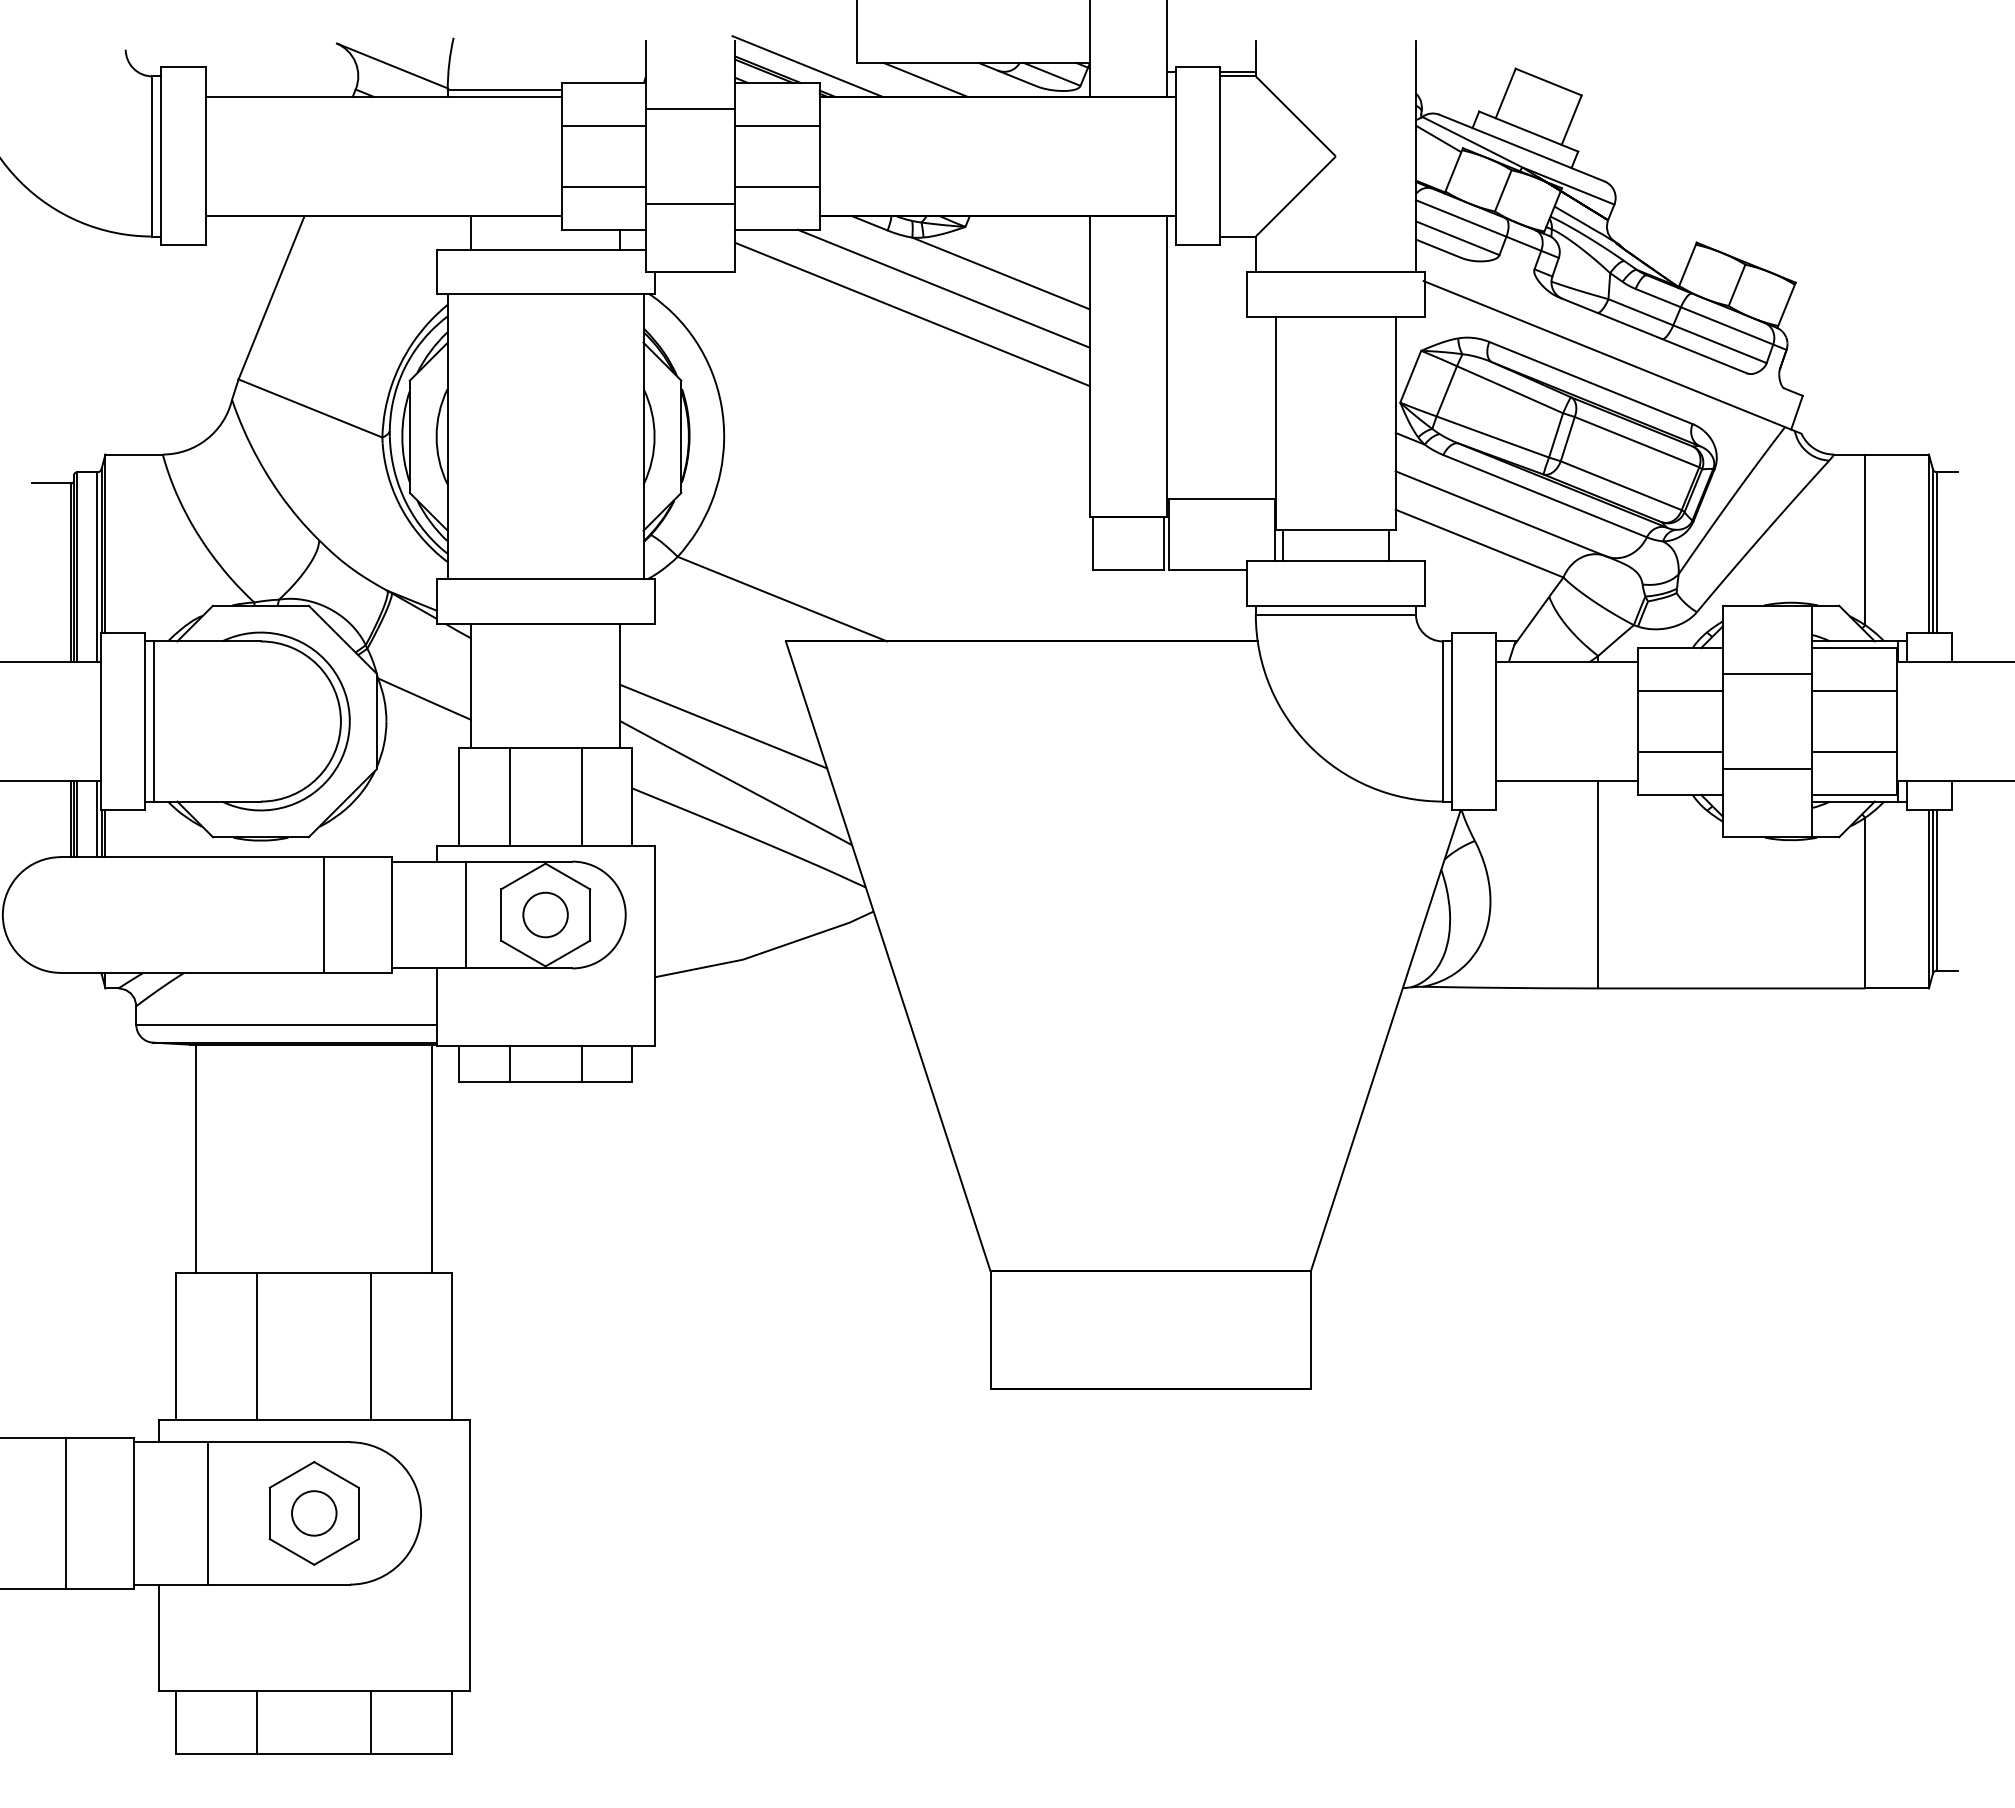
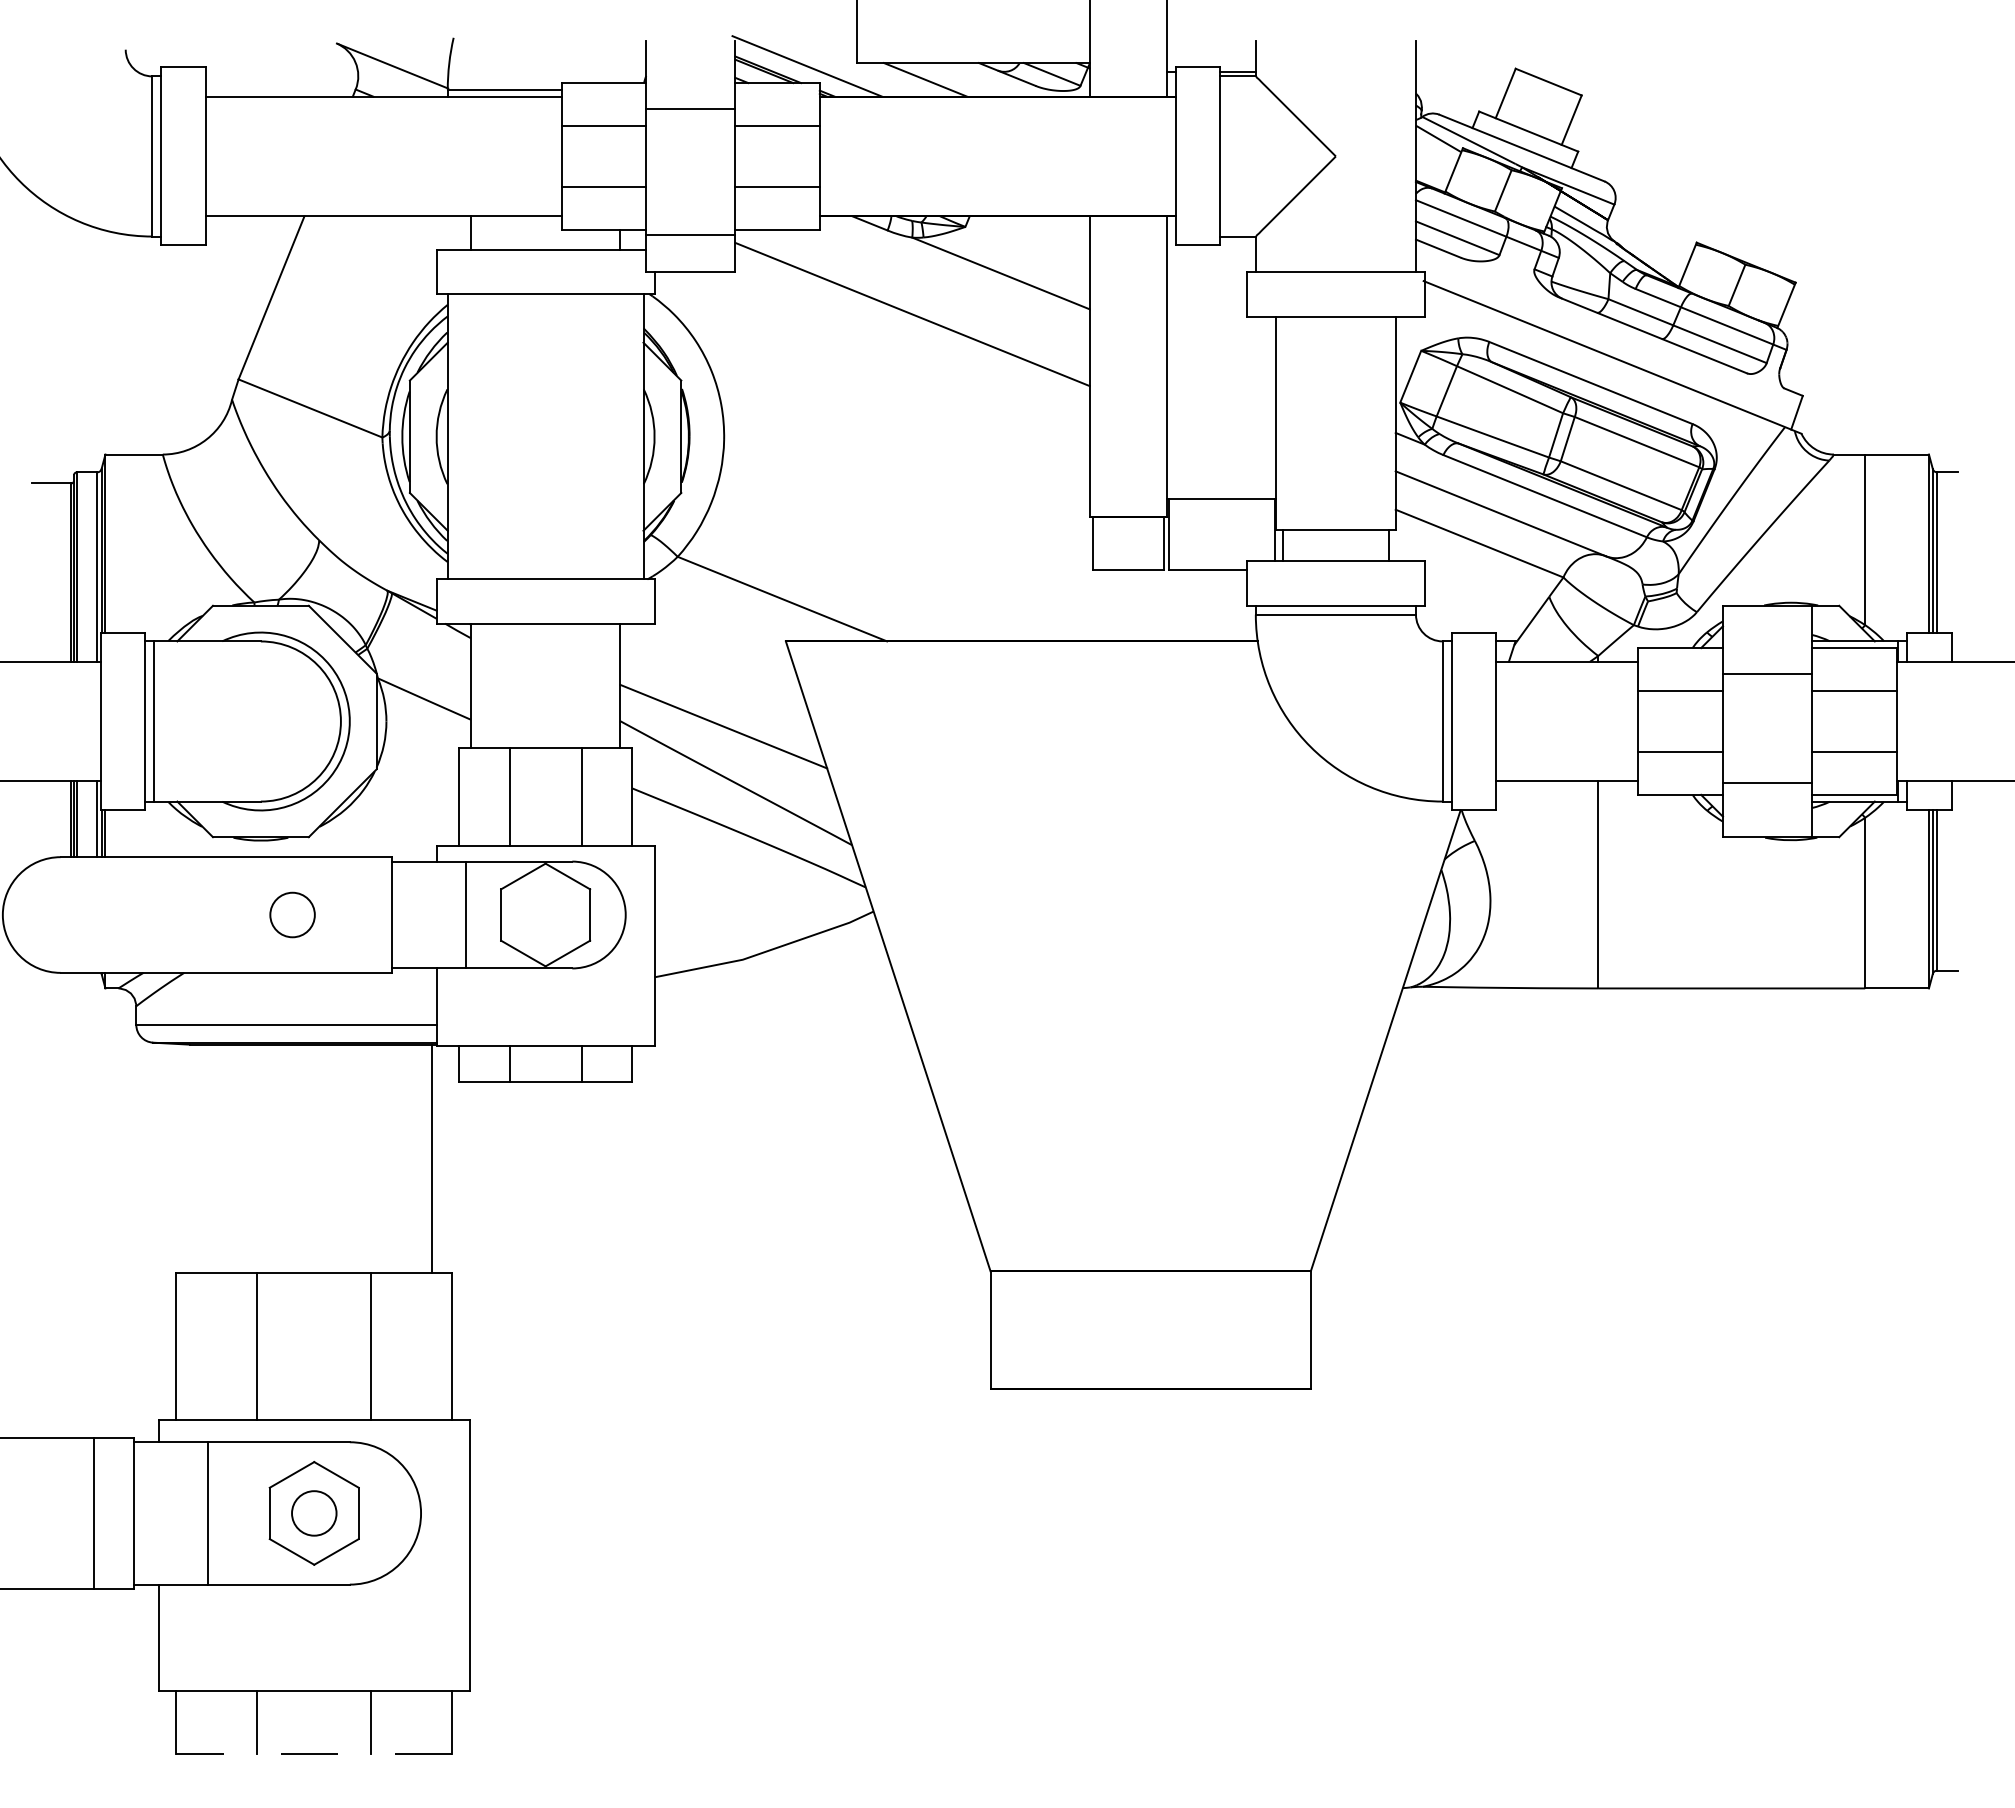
line position: (690, 204) -> (690, 235) (690, 235)
line: present -> none (943, 288)
line position: (1766, 769) -> (1766, 783) (1766, 783)
line: present -> none (324, 914)
circle position: (545, 914) -> (292, 914) (292, 914)
line: present -> none (196, 1158)
line position: (66, 1513) -> (94, 1513) (94, 1513)
line: solid -> dashed (314, 1753)
